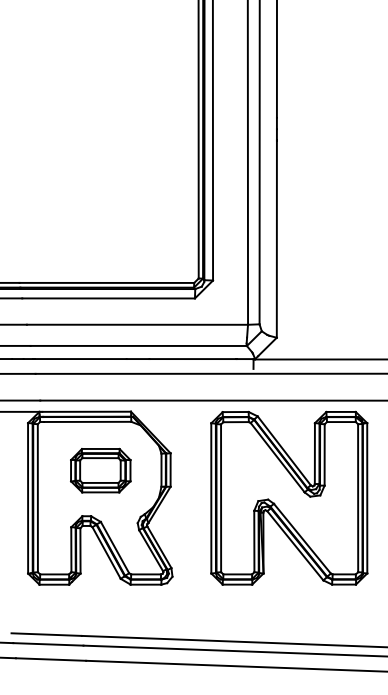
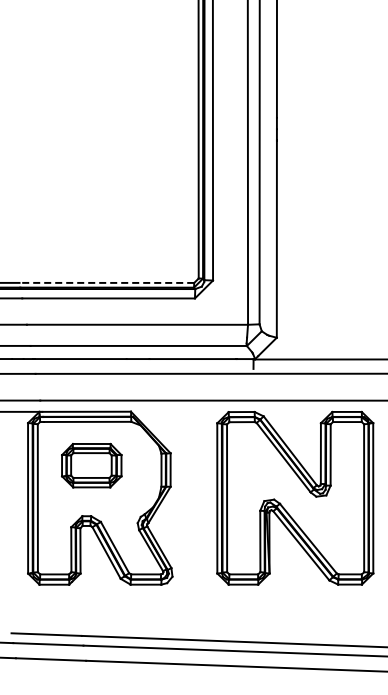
line: solid -> dashed (106, 282)
part position: (100, 470) -> (91, 465) (91, 465)
part position: (289, 497) -> (295, 497) (295, 497)
